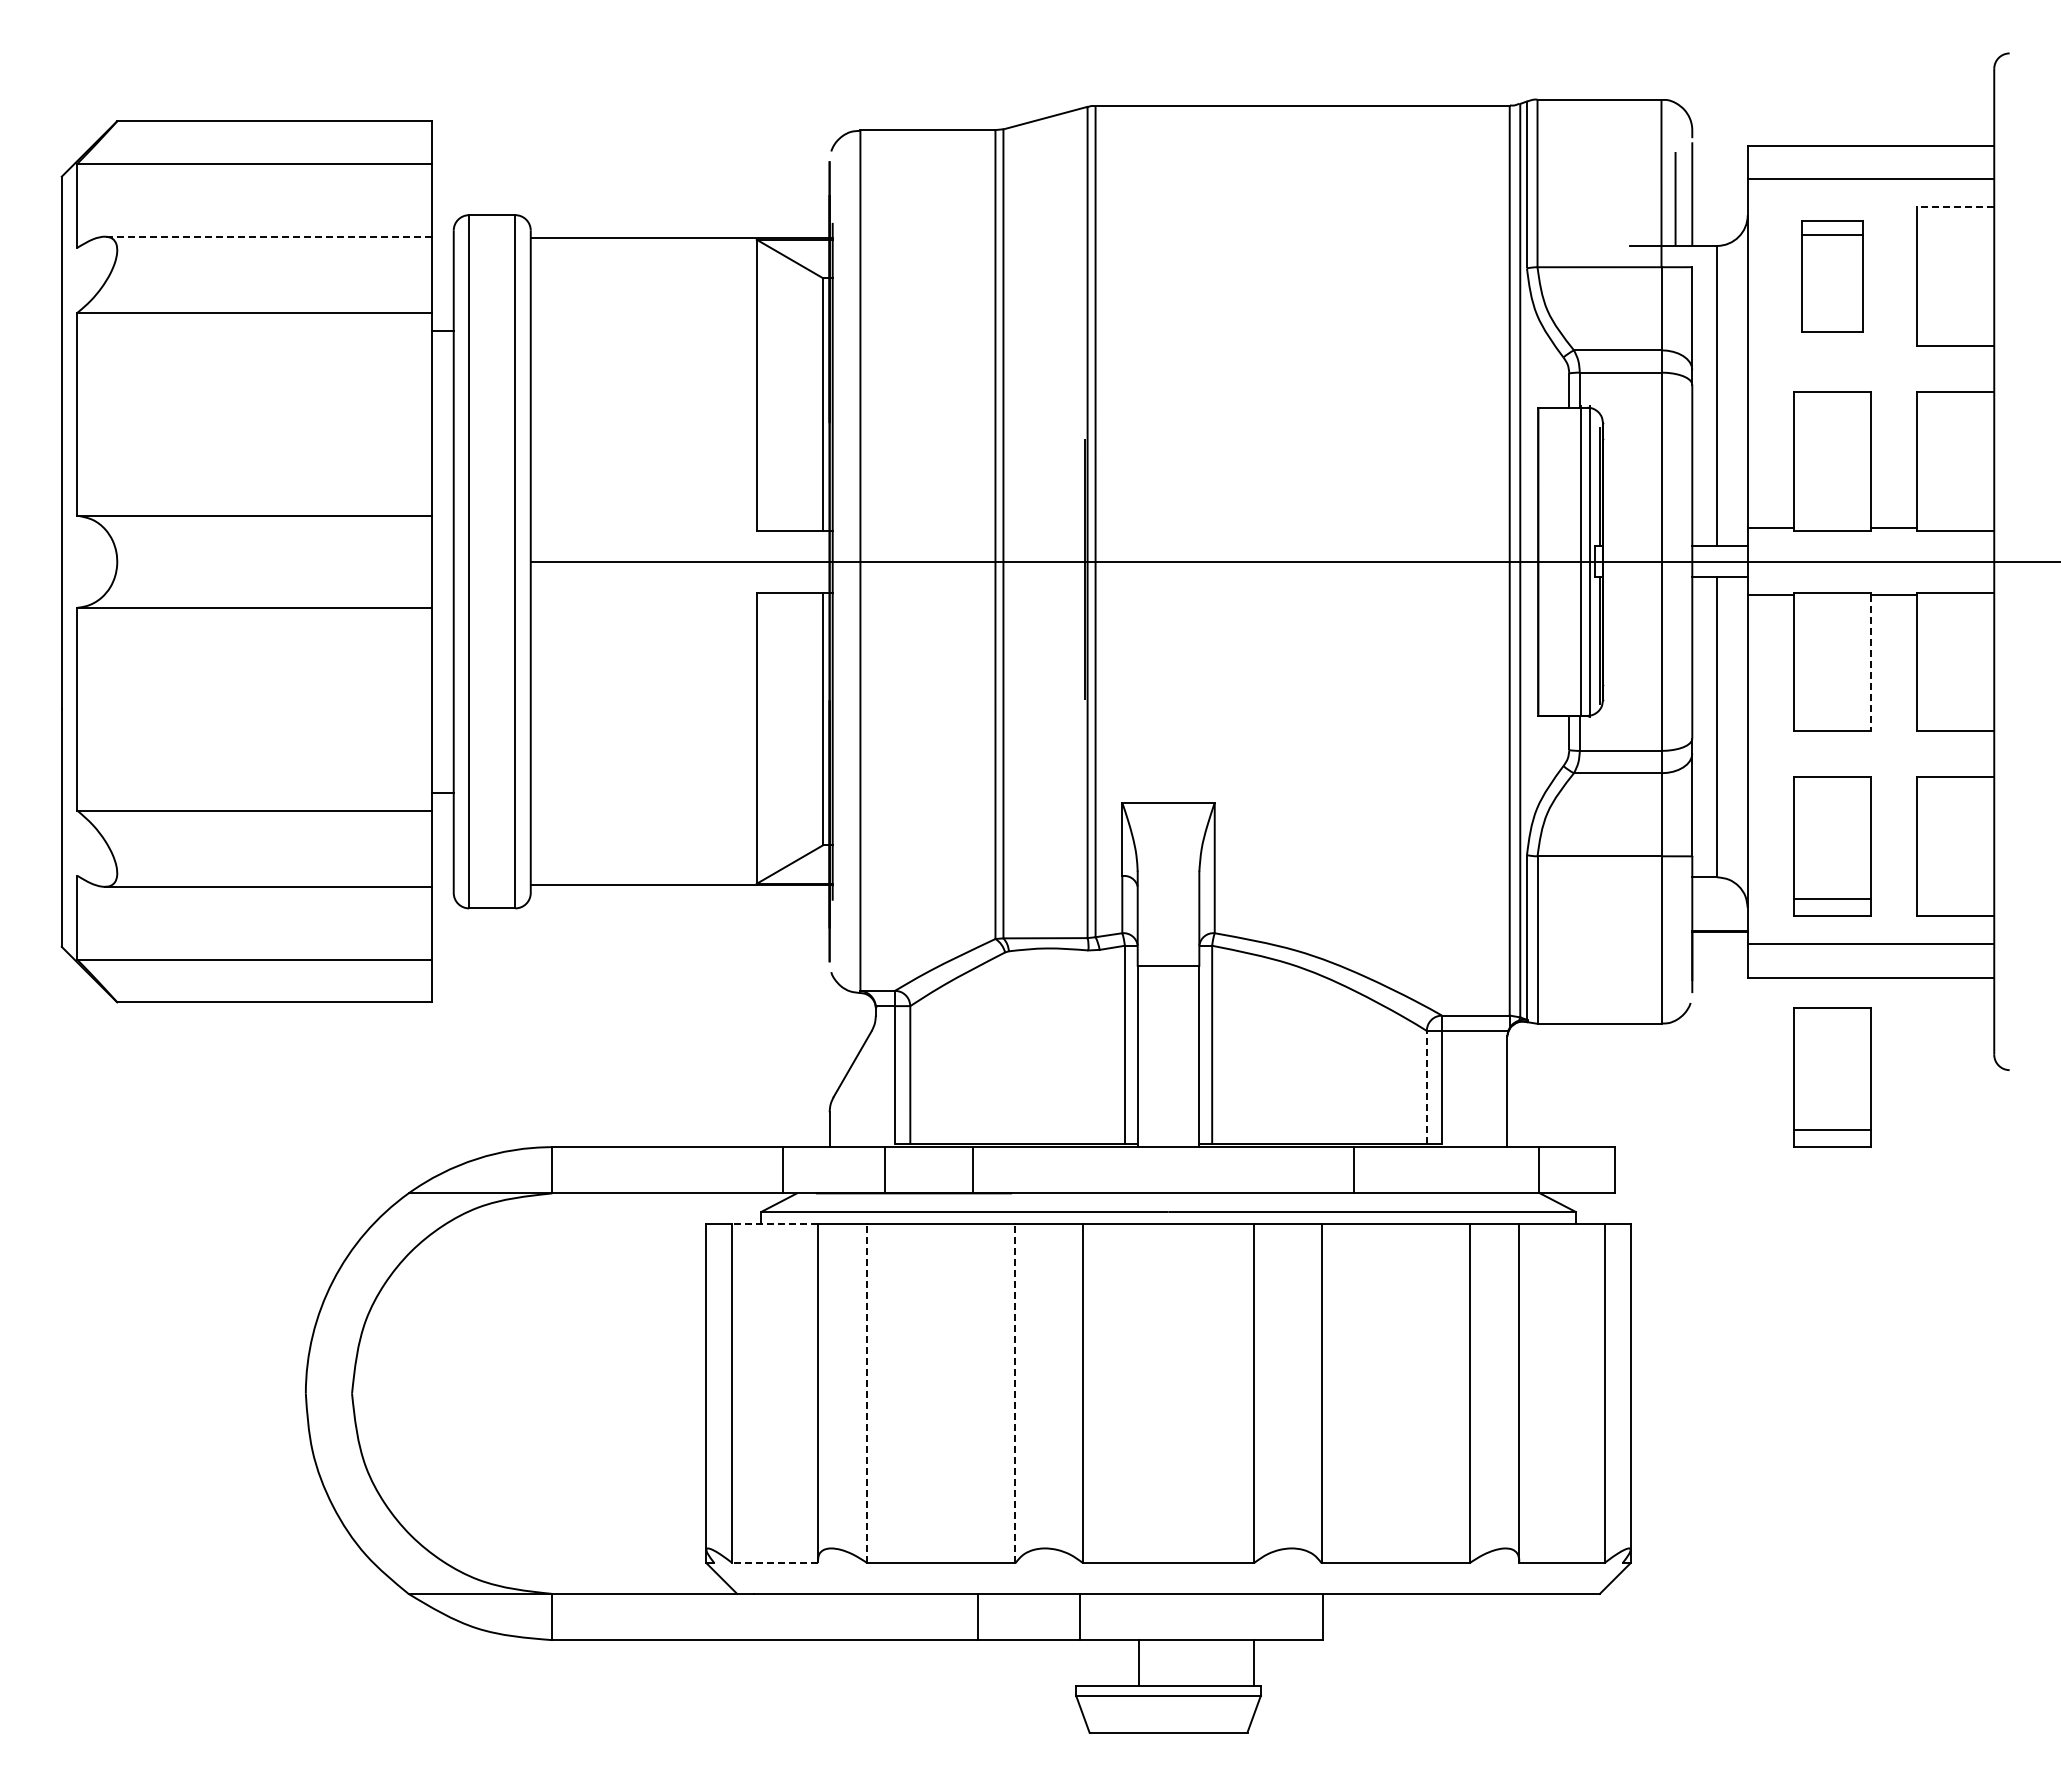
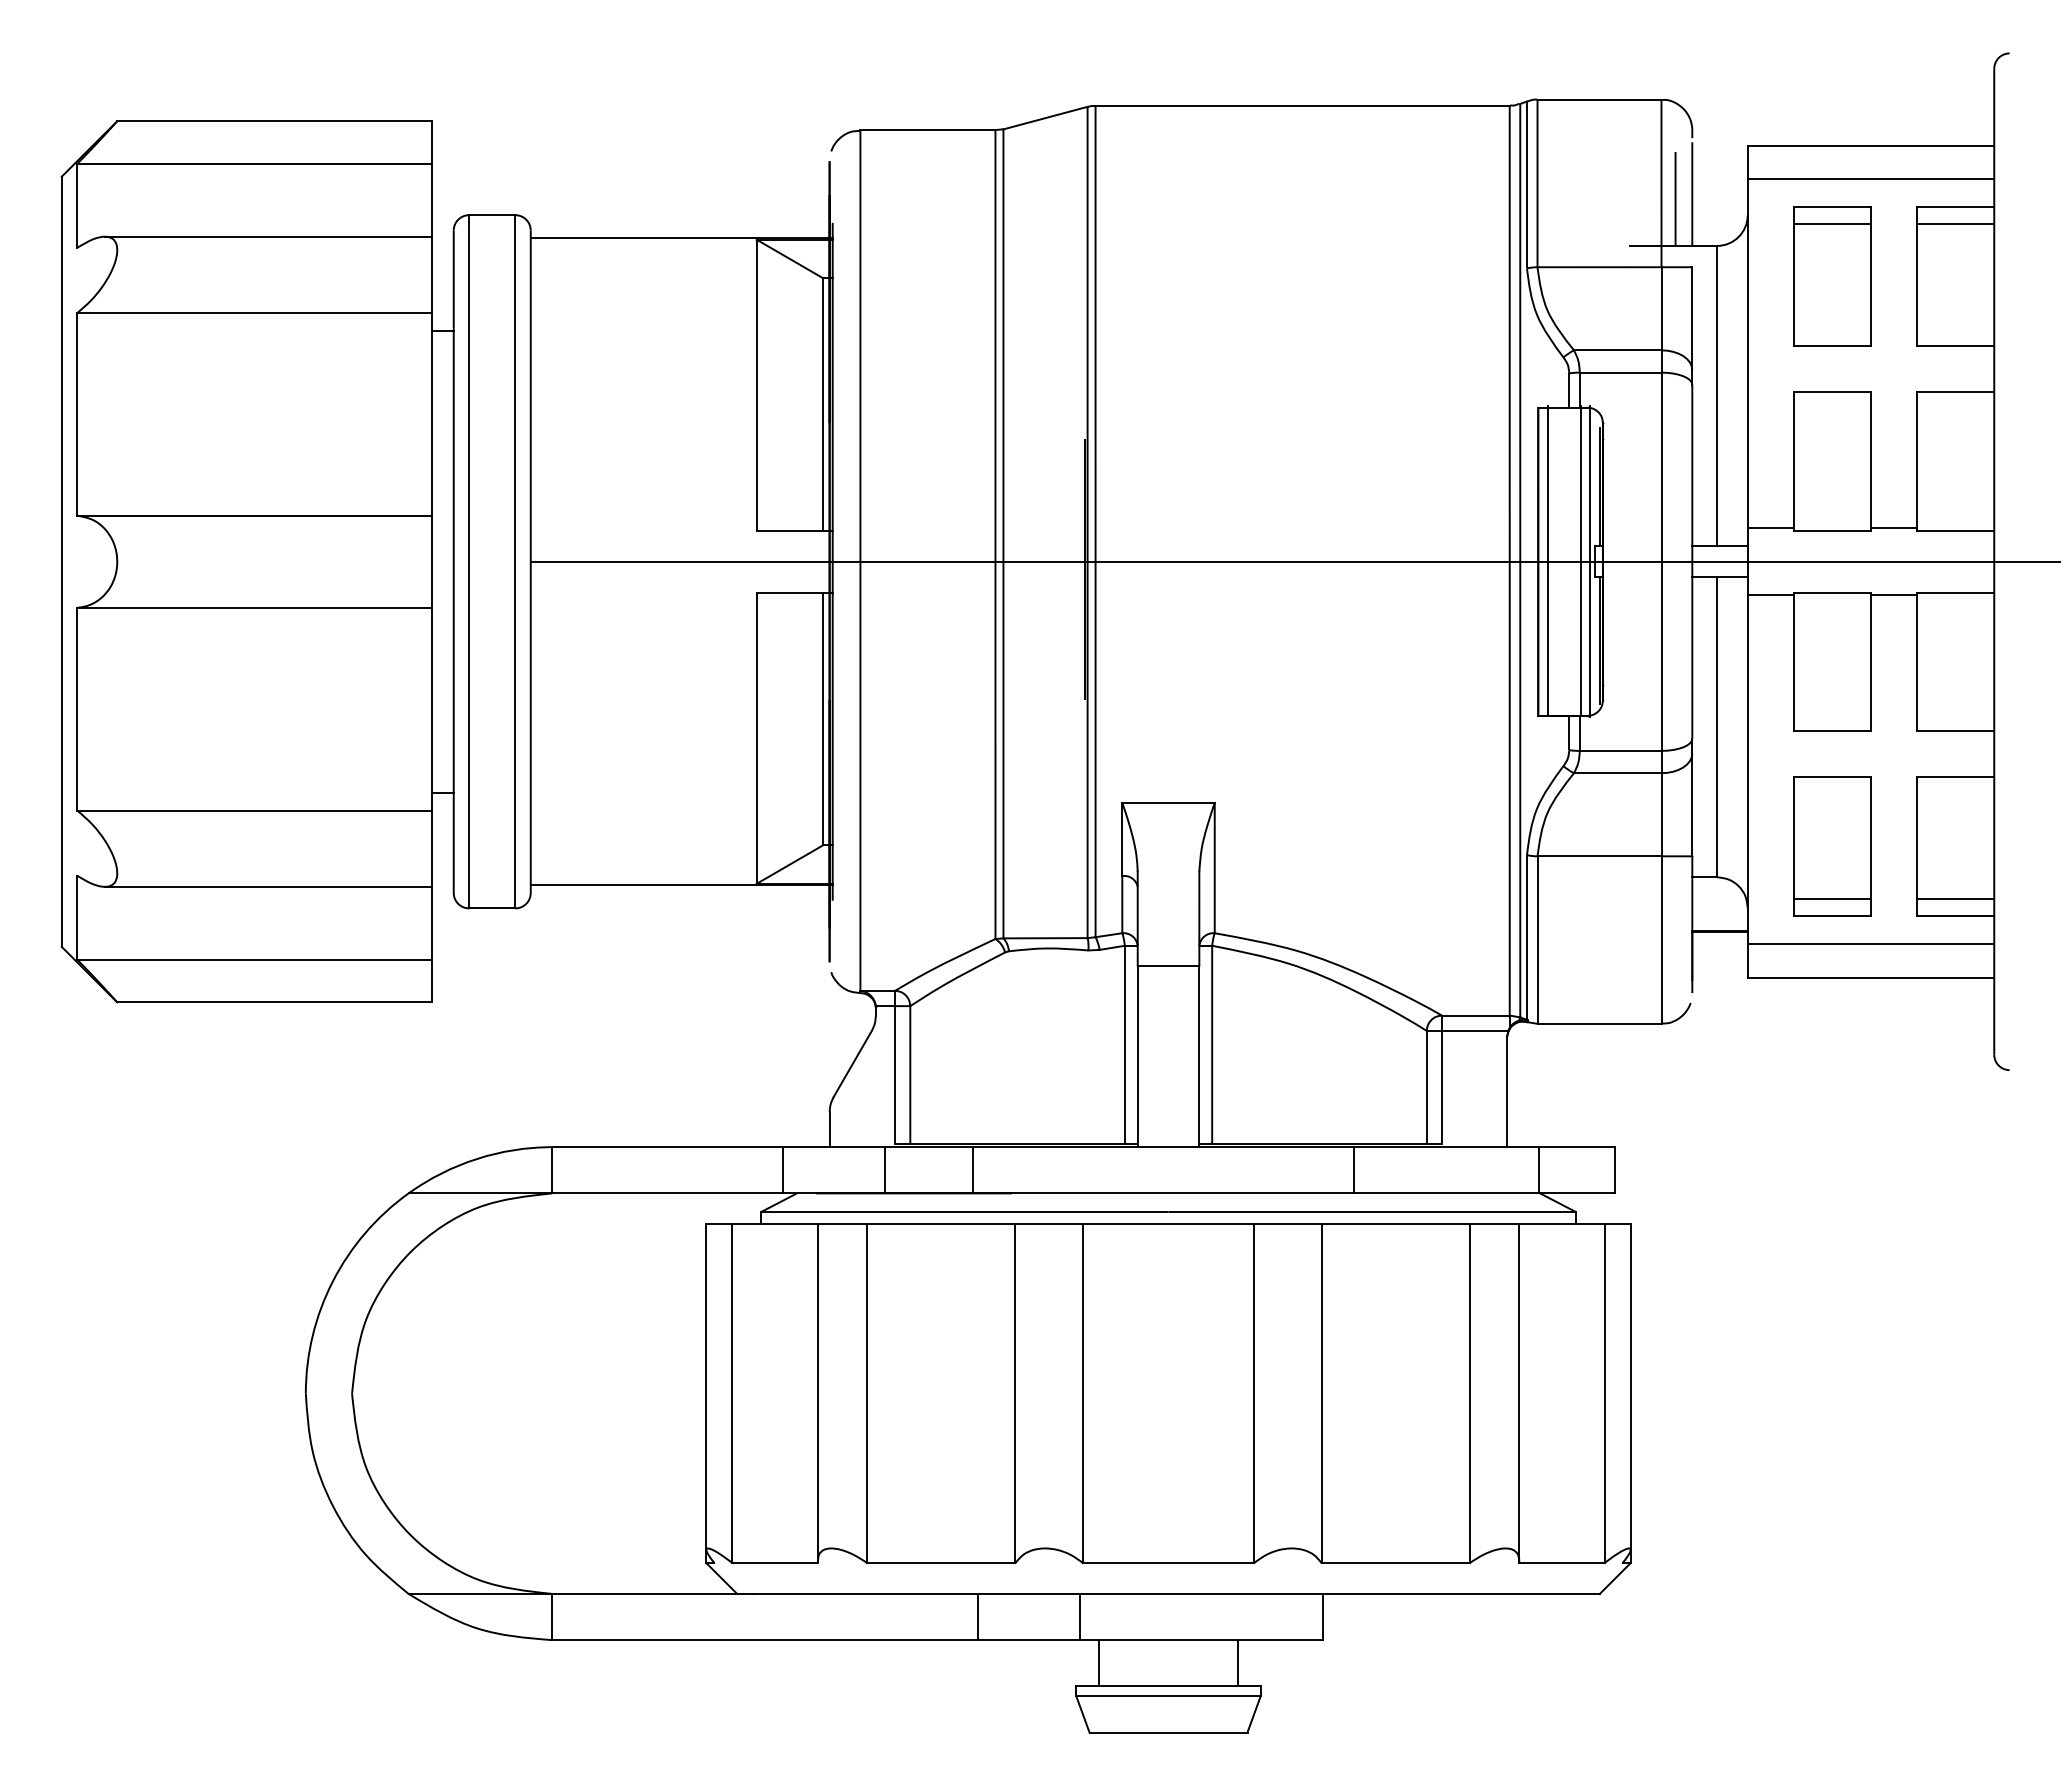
line: dashed -> solid (1955, 207)
line: none -> present (1955, 224)
line: dashed -> solid (267, 236)
part size: 63x113 px -> 79x141 px (1832, 276)
line: none -> present (1547, 560)
line: dashed -> solid (1871, 663)
line: none -> present (1955, 899)
part: present -> none (1832, 1077)
line: dashed -> solid (1426, 1086)
line: dashed -> solid (775, 1224)
line: dashed -> solid (867, 1393)
line: dashed -> solid (1015, 1393)
line: dashed -> solid (775, 1563)
line position: (1139, 1663) -> (1099, 1663) (1099, 1663)
line position: (1253, 1663) -> (1237, 1663) (1237, 1663)
